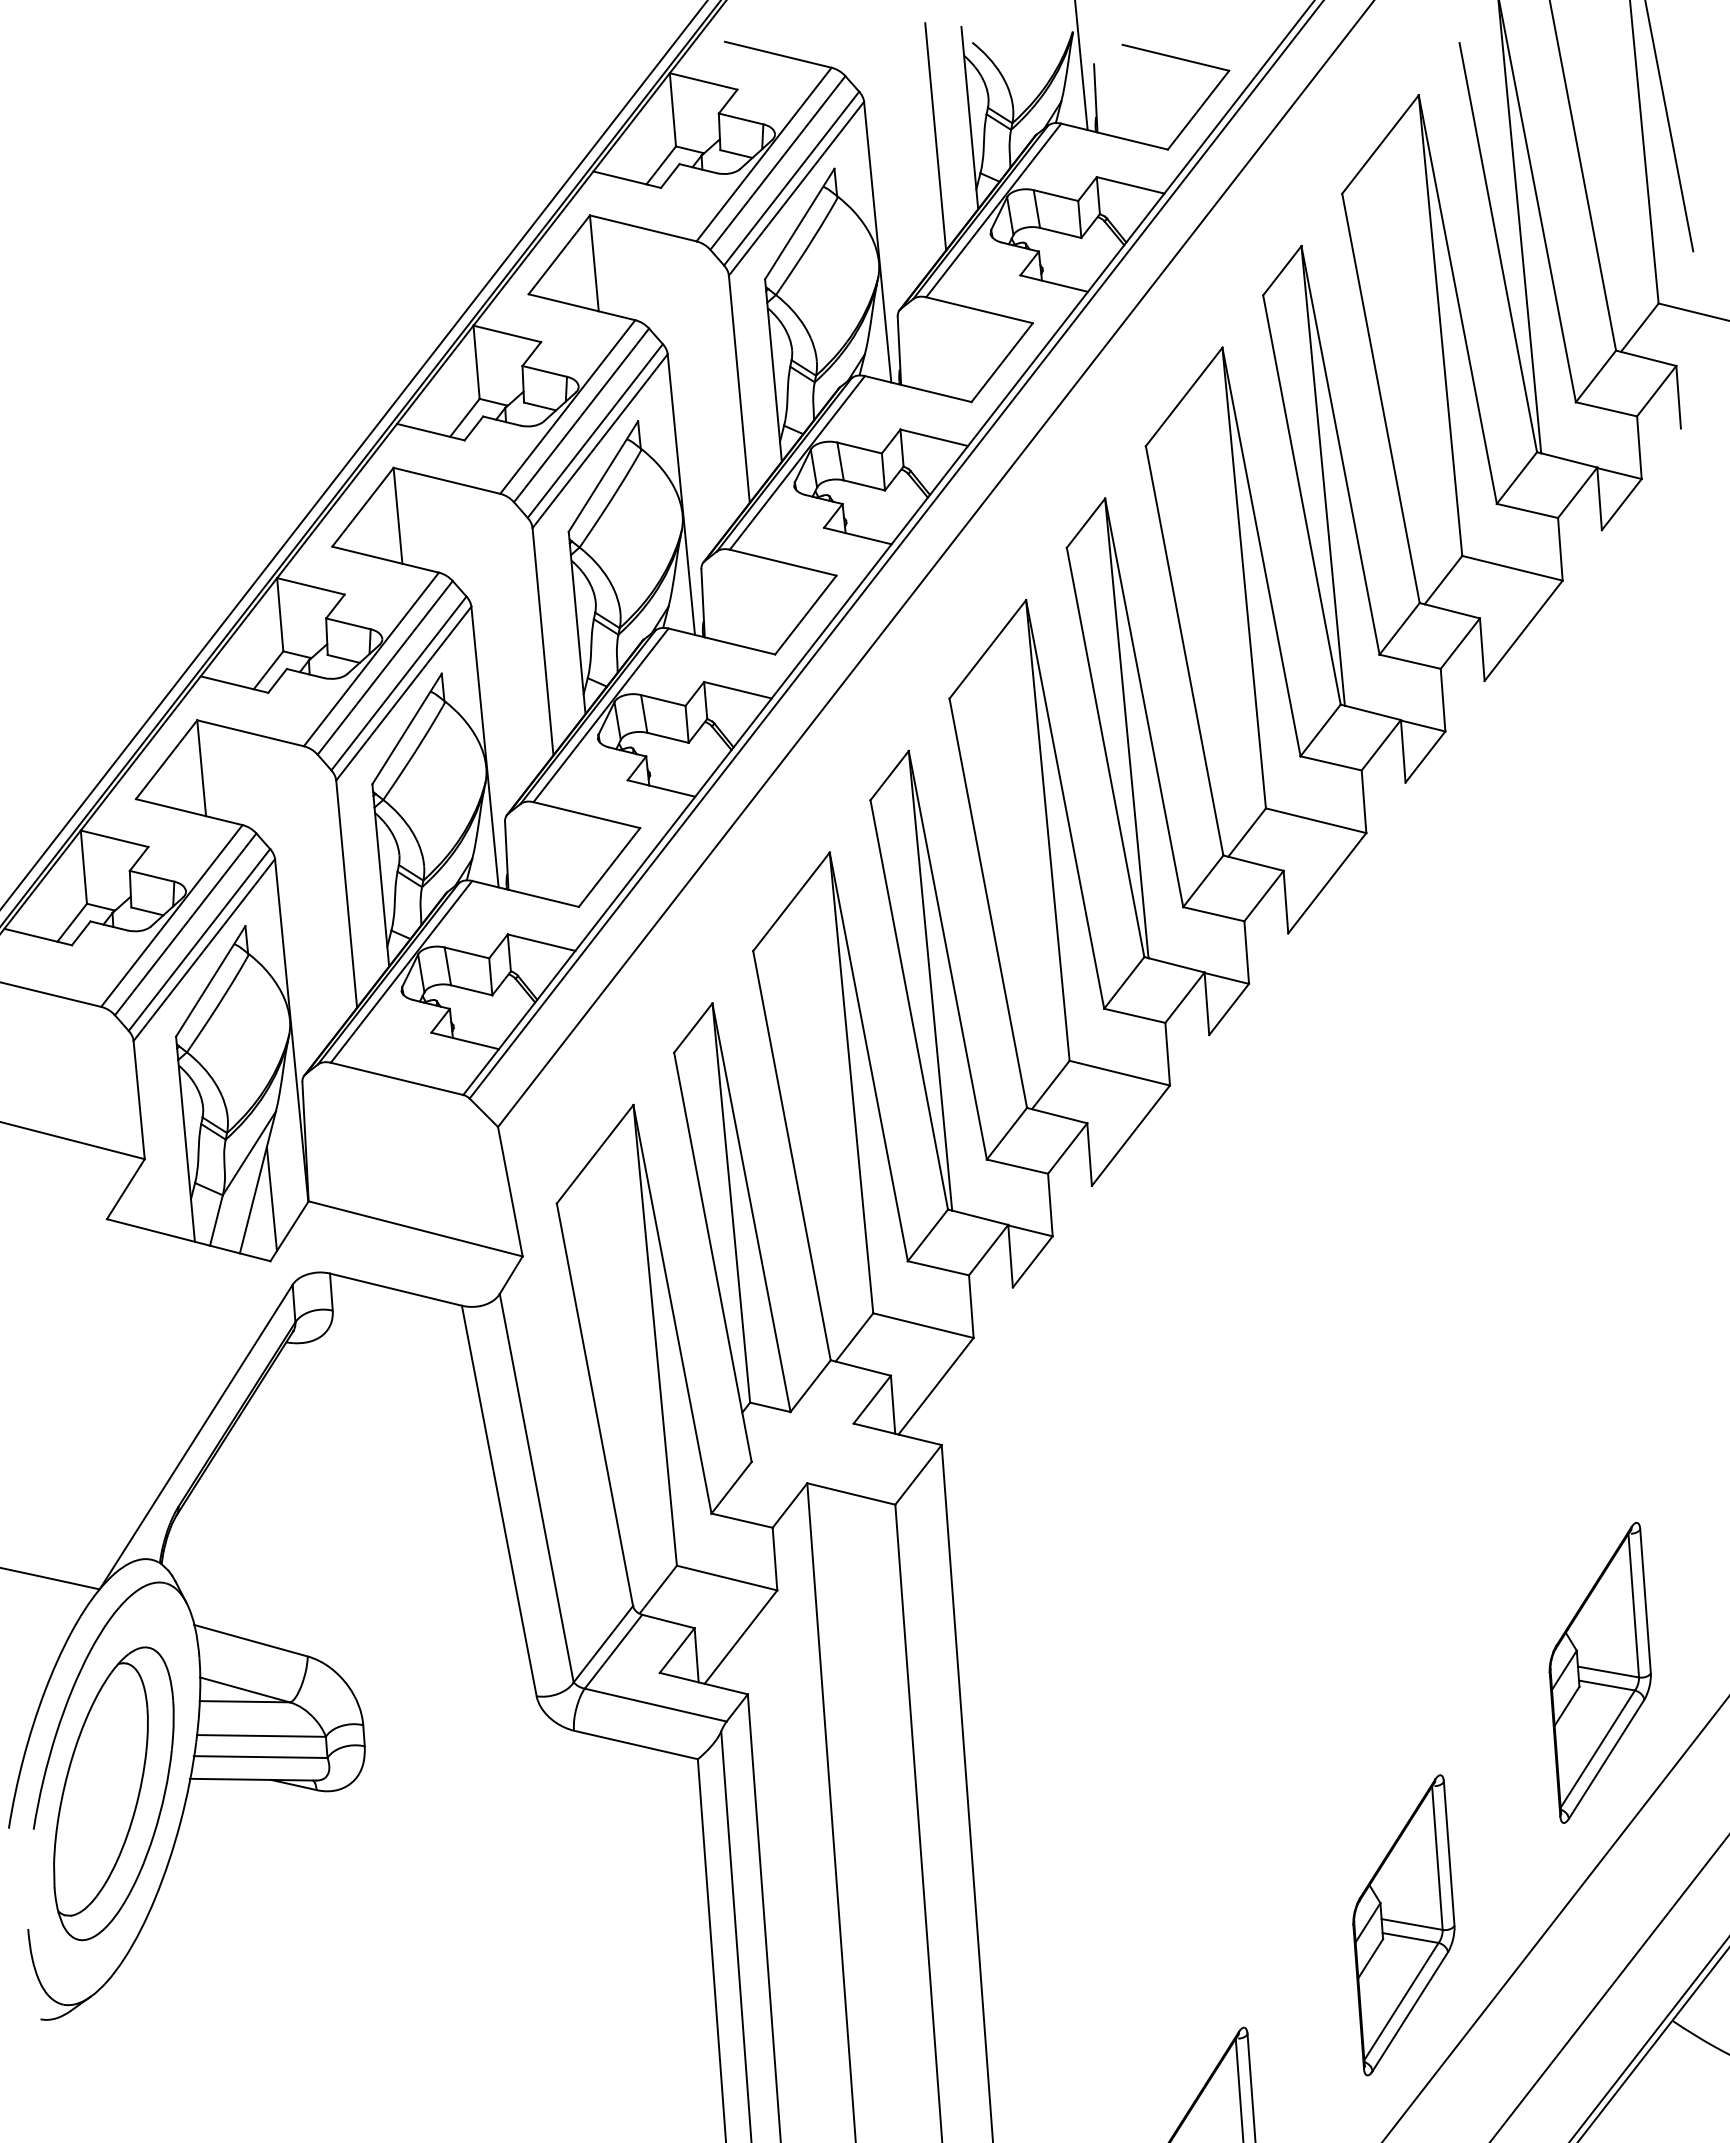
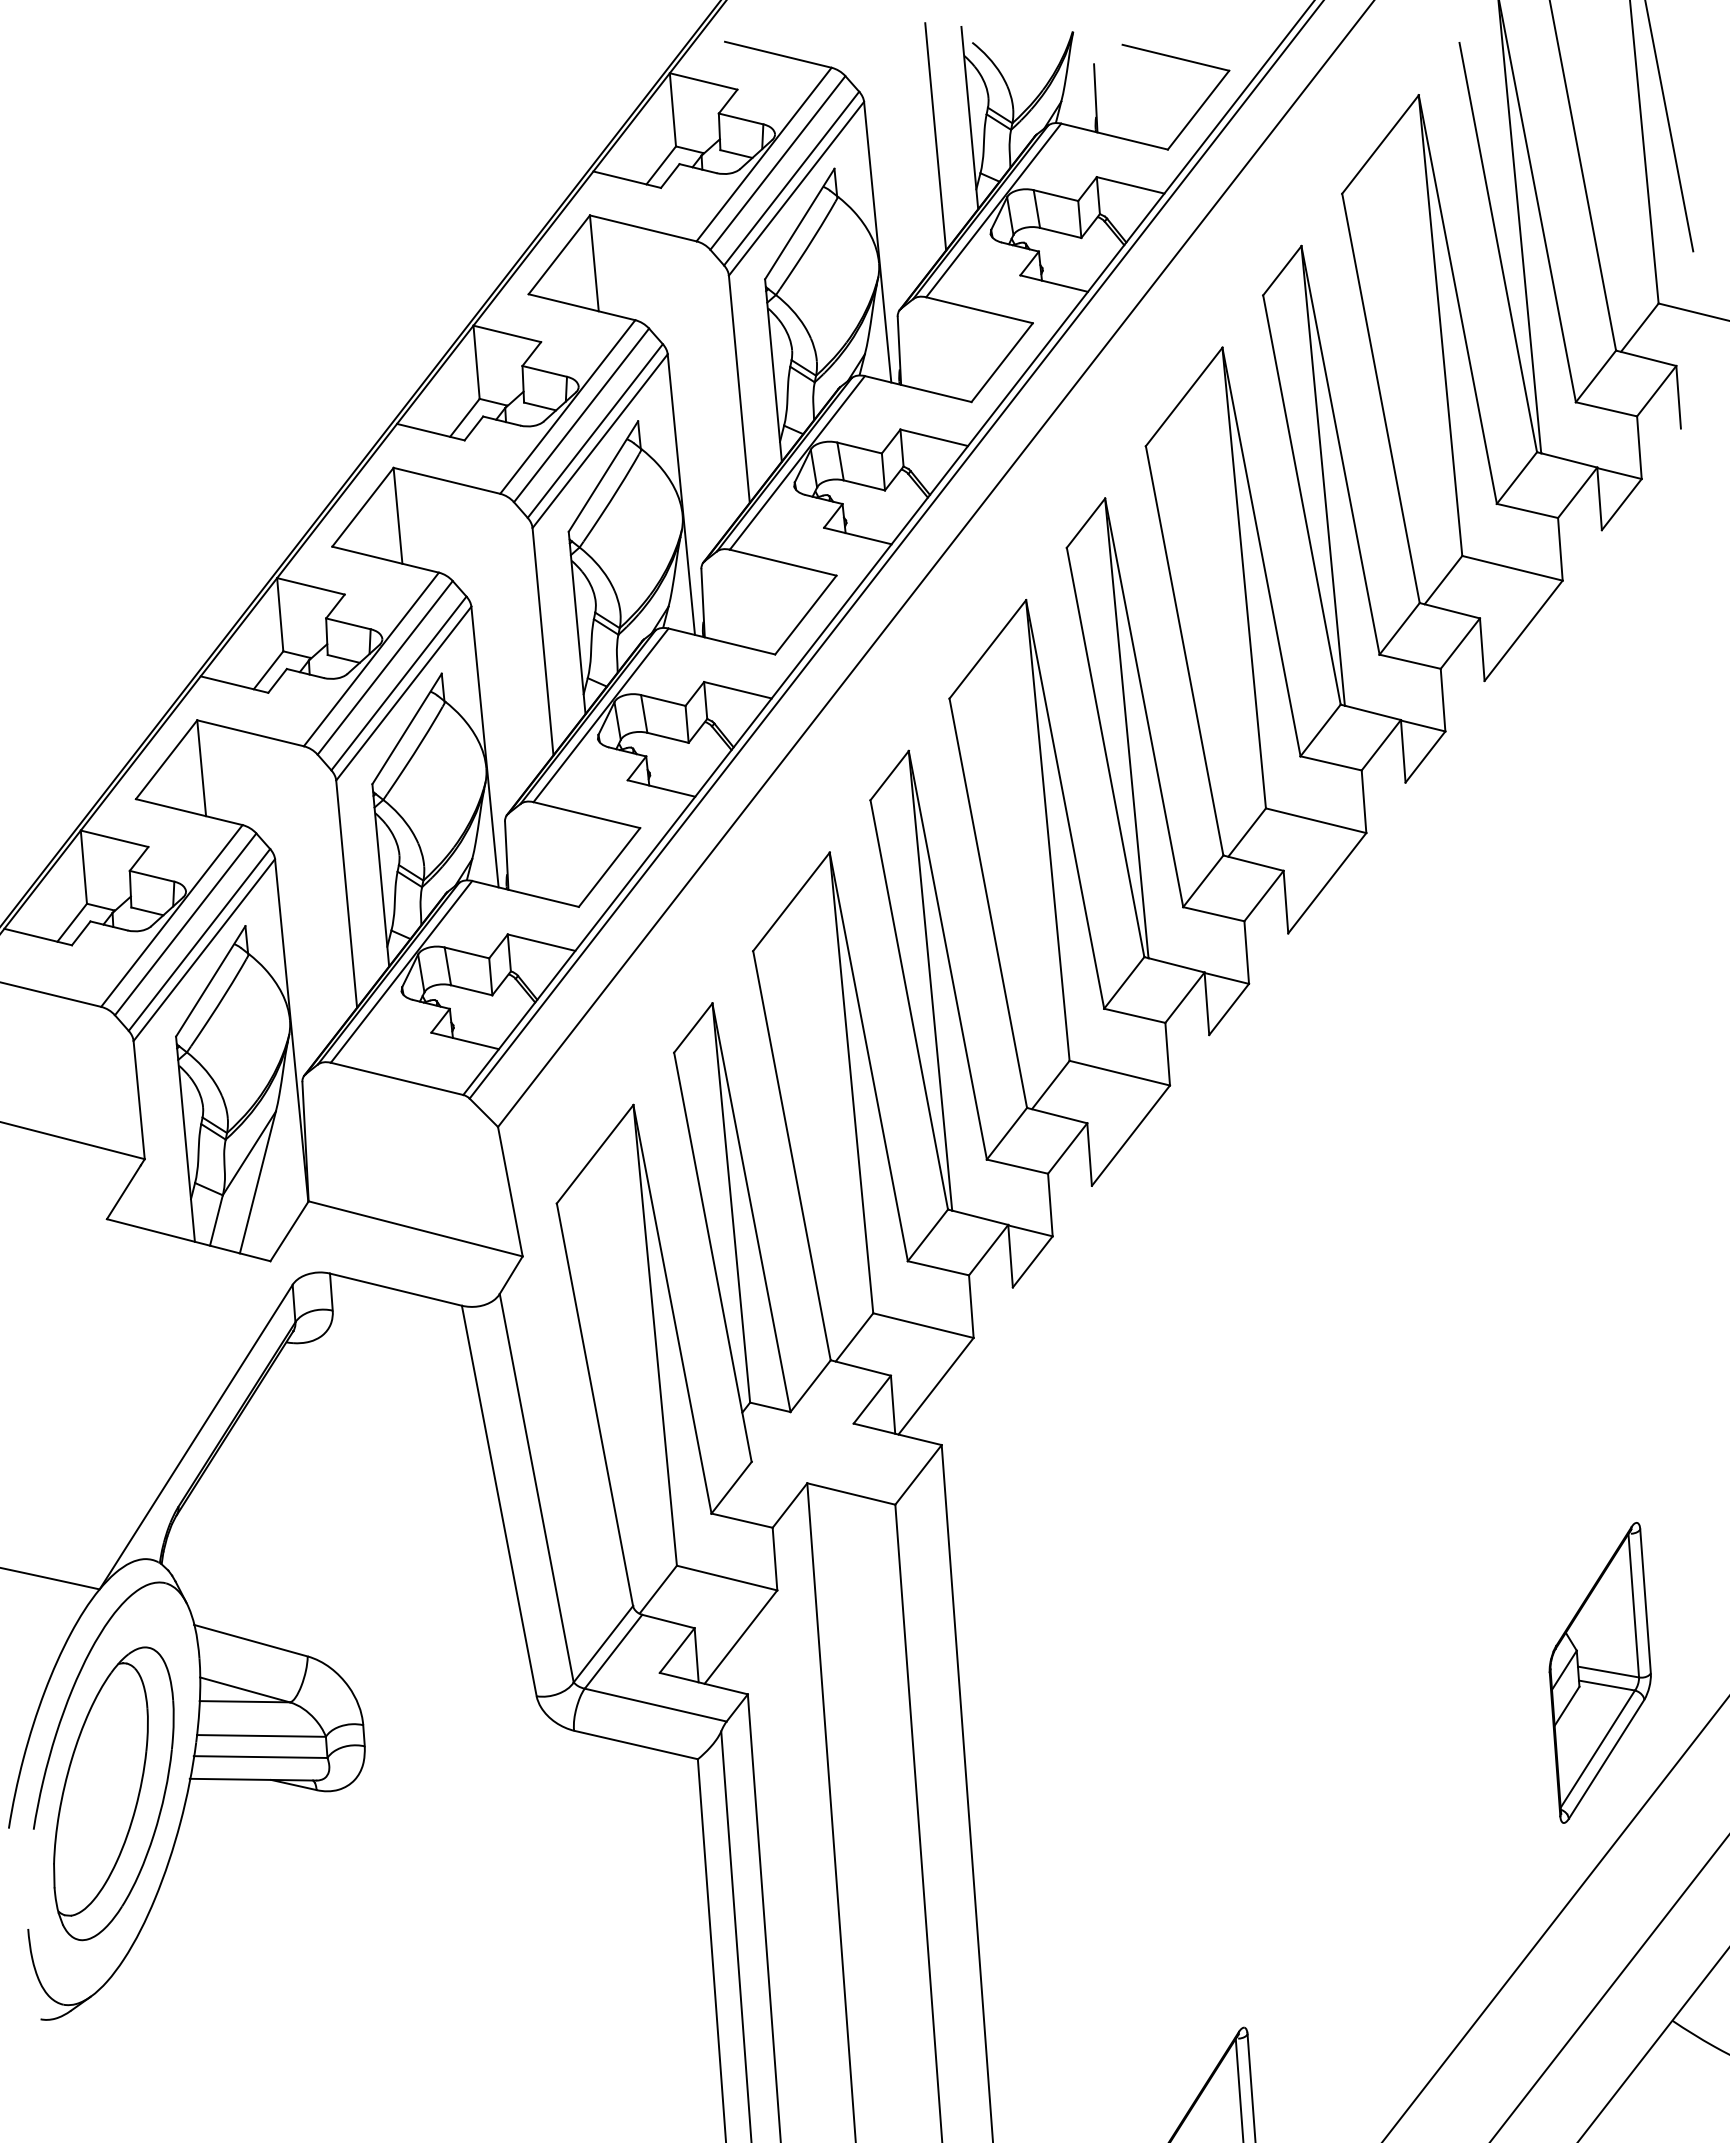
line: present -> none (1081, 66)
line: present -> none (354, 454)
line: present -> none (271, 1199)
part: present -> none (1403, 1925)
line: present -> none (1648, 2039)
